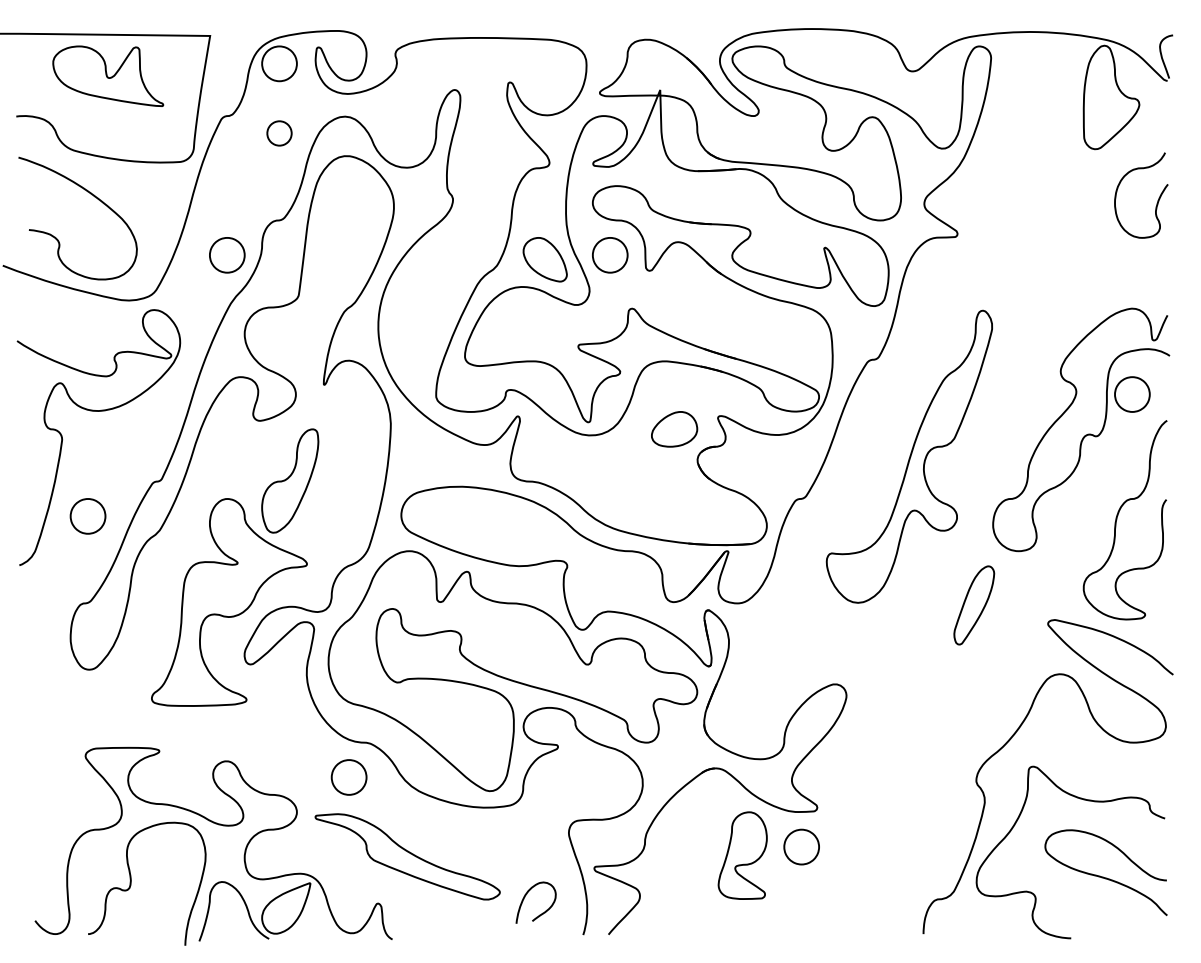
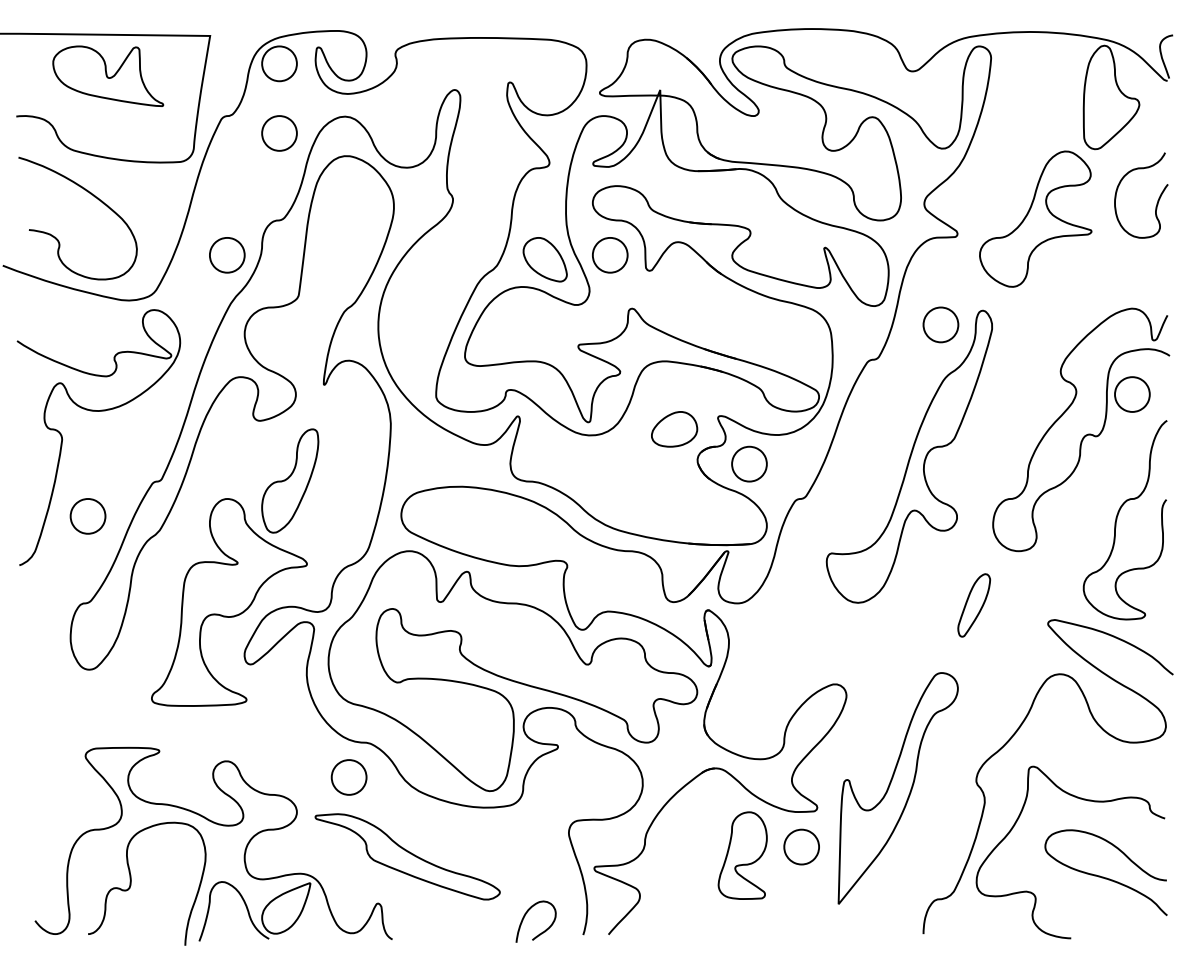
part size: 27x27 px -> 37x37 px (279, 133)
part: none -> present (1035, 218)
part: none -> present (940, 324)
part: none -> present (749, 463)
part size: 43x81 px -> 34x65 px (973, 605)
part: none -> present (897, 788)
curve position: (525, 897) -> (525, 916) (525, 916)
